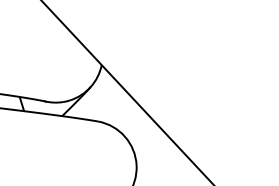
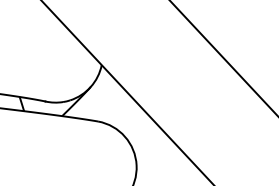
line: none -> present (223, 57)
